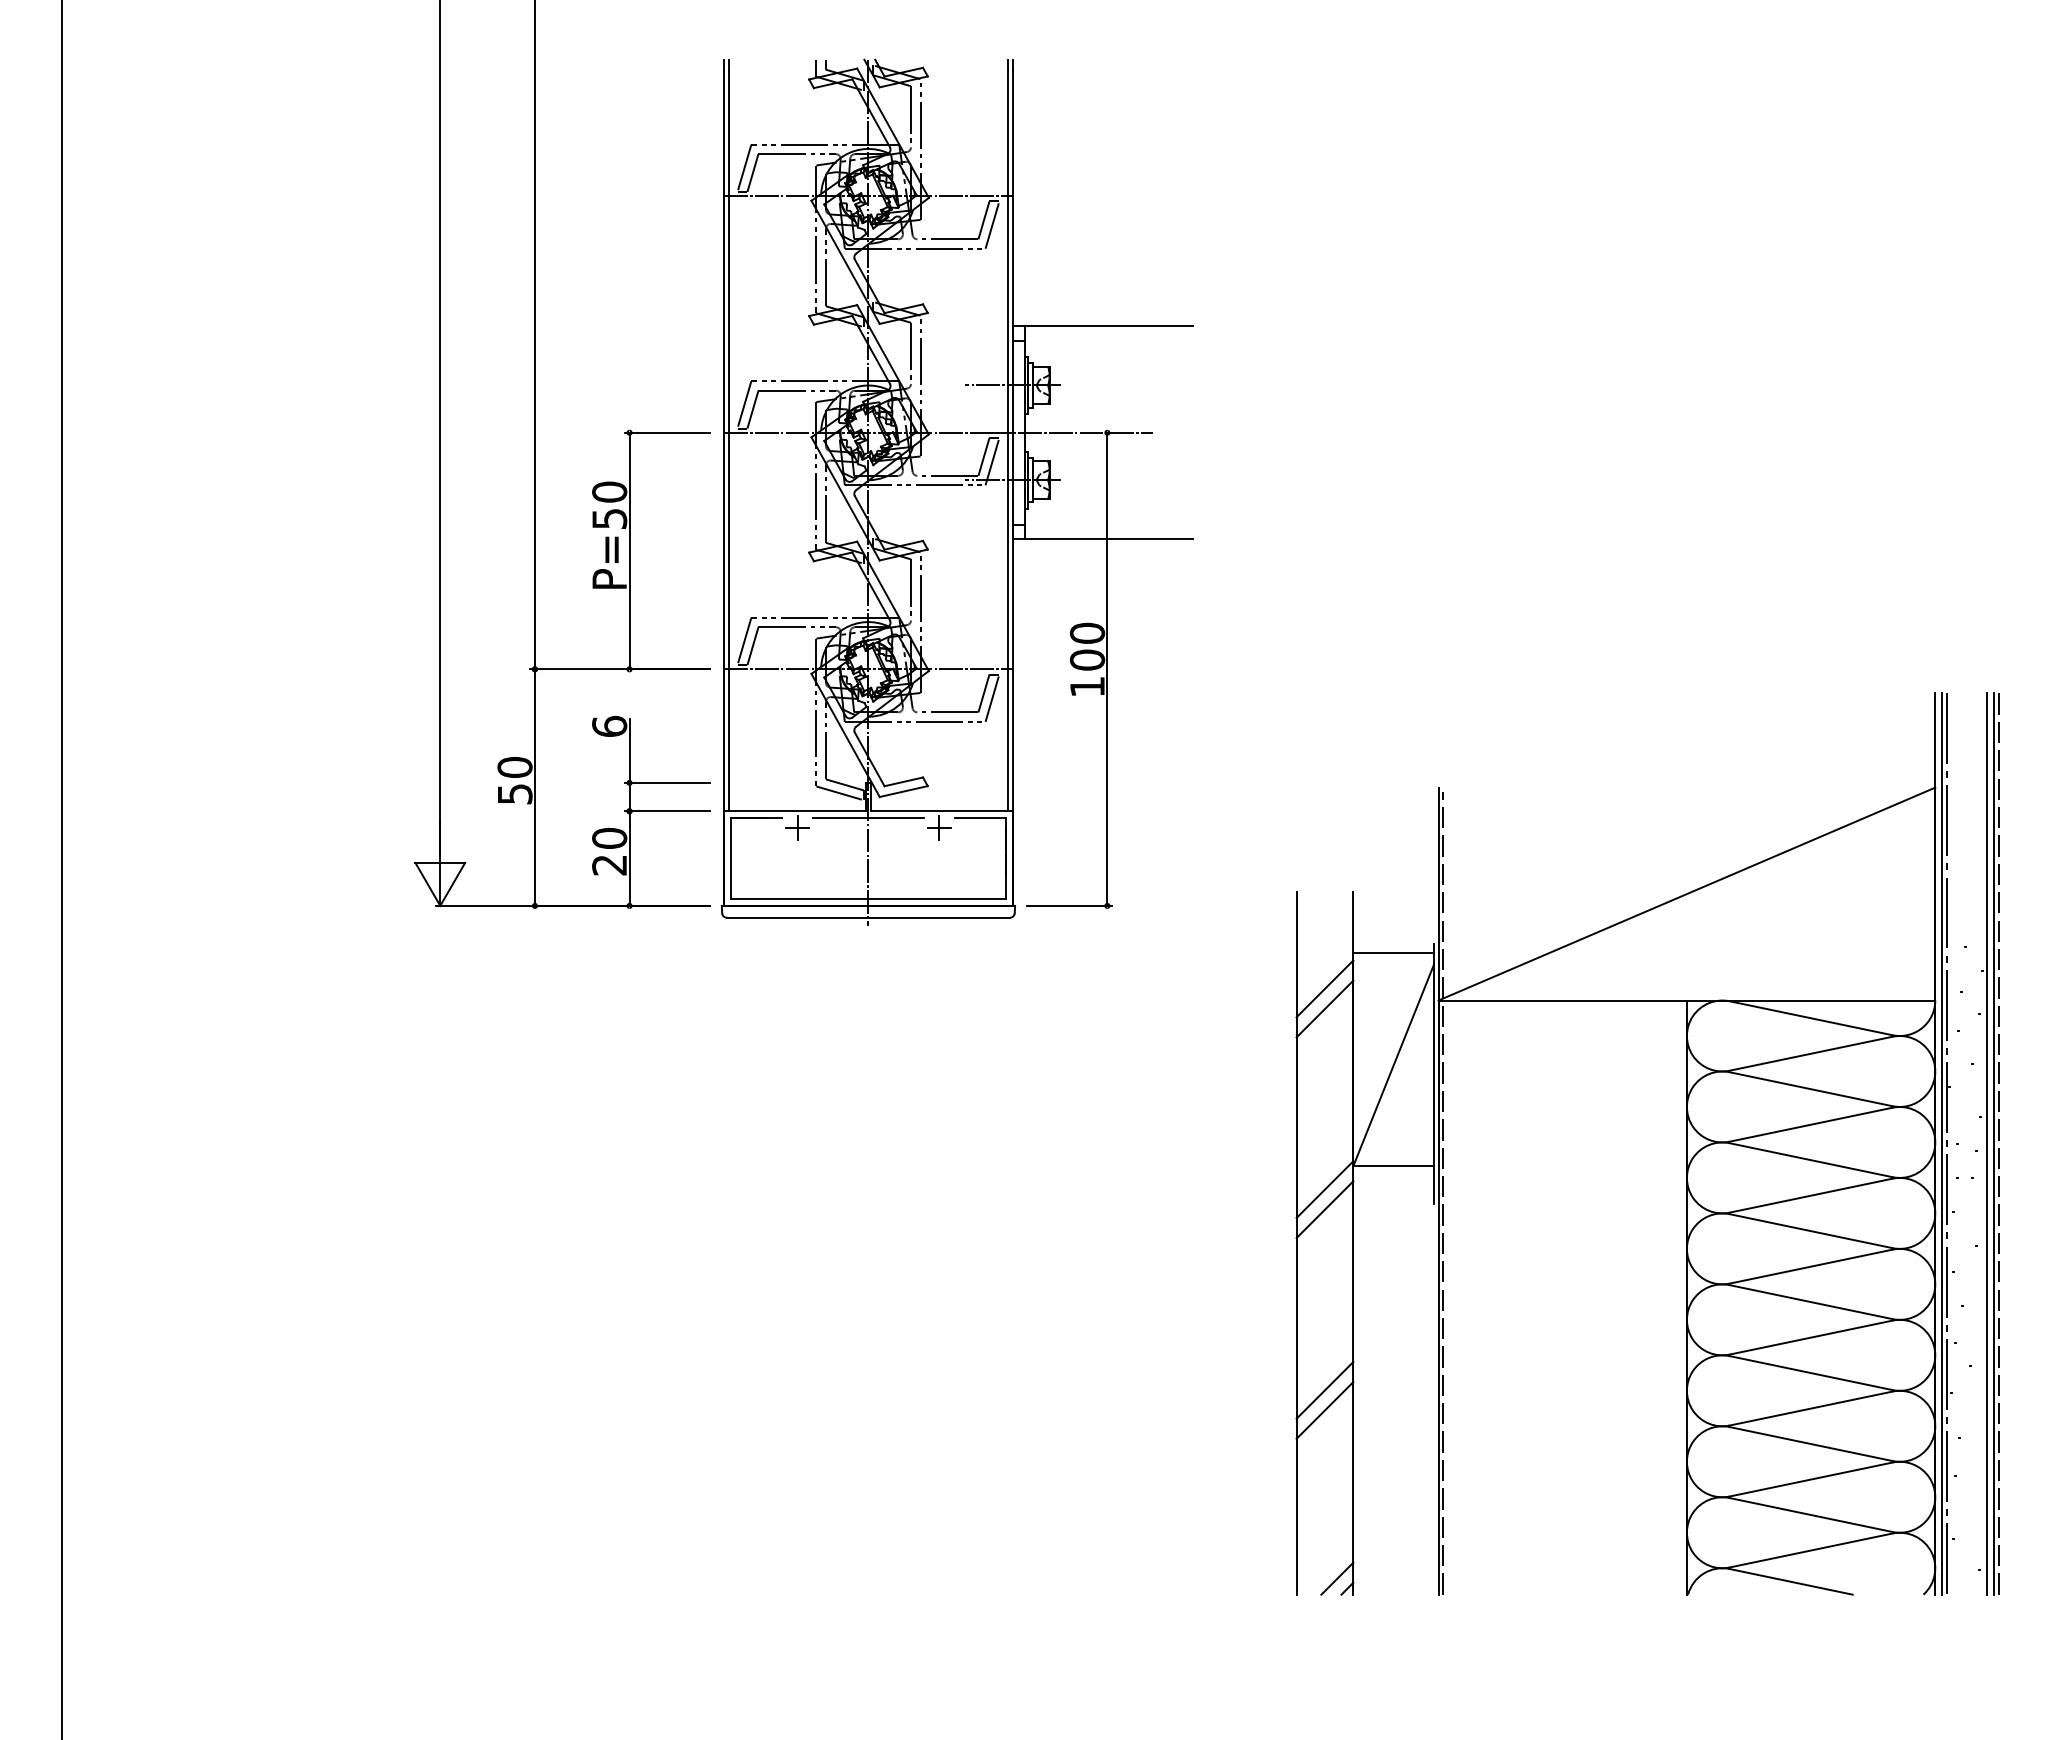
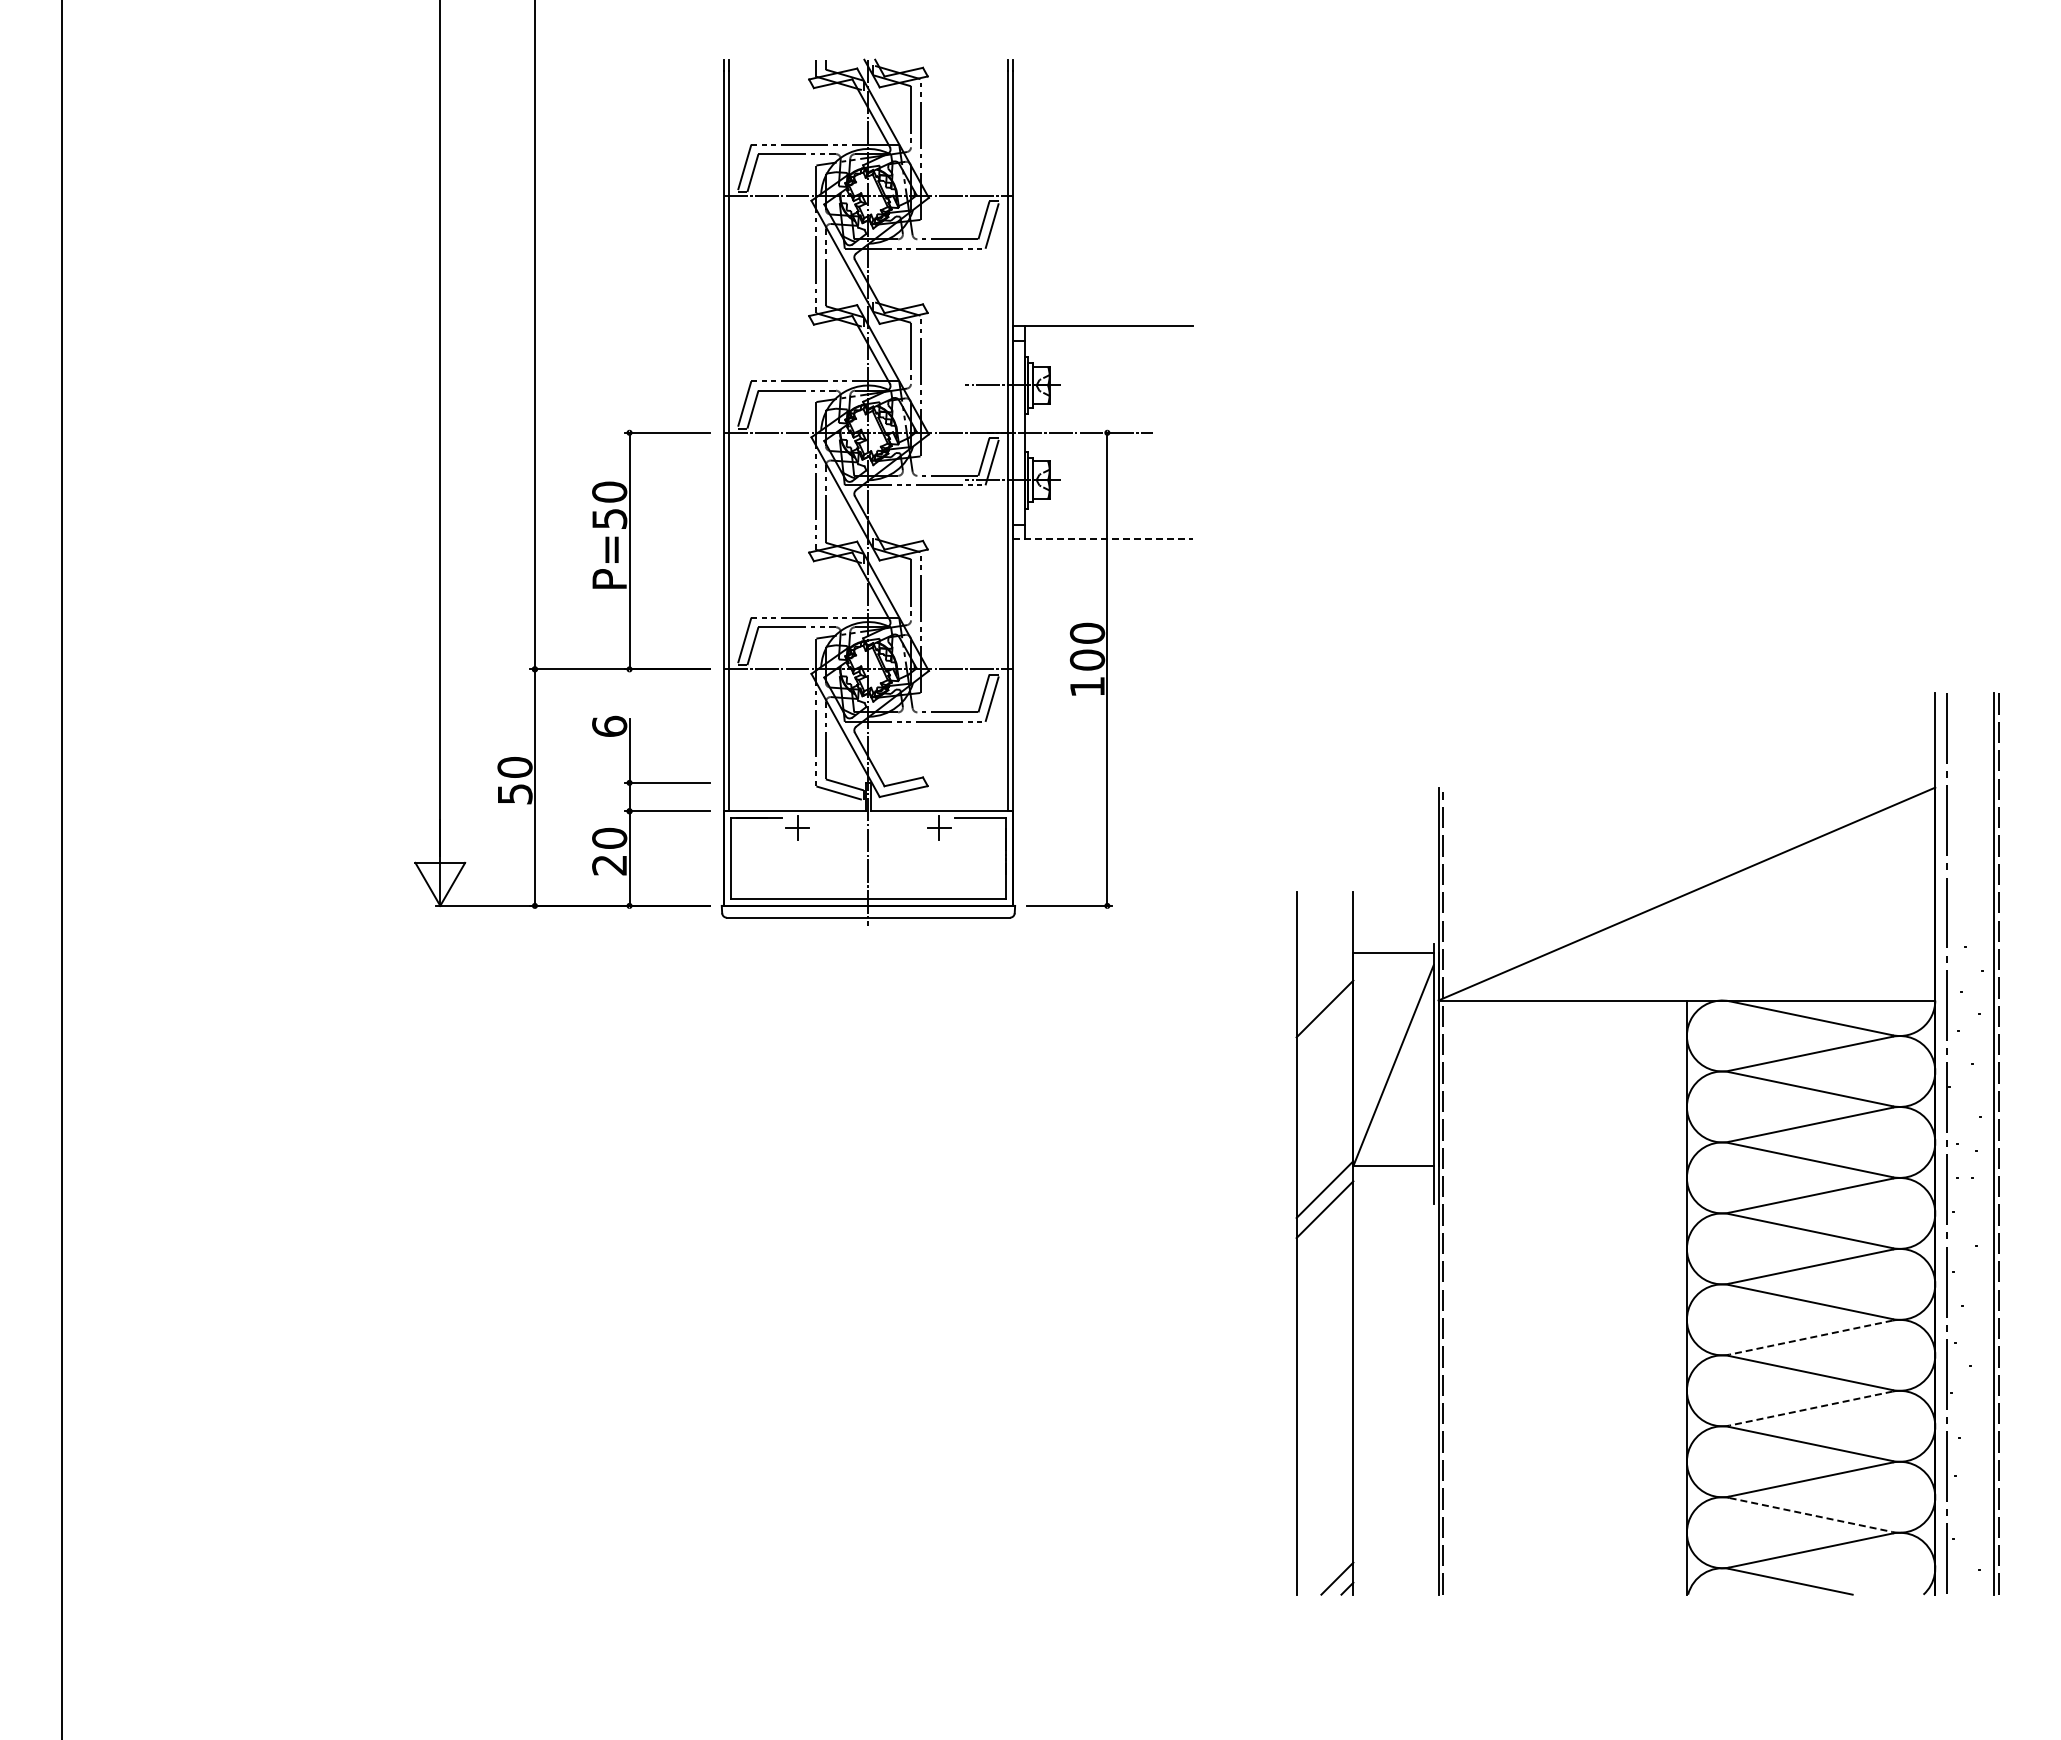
line: solid -> dashed (1102, 539)
line: present -> none (868, 817)
line: present -> none (1324, 988)
line: present -> none (1942, 1143)
line: present -> none (1987, 1143)
line: solid -> dashed (1810, 1337)
line: present -> none (1324, 1389)
line: solid -> dashed (1810, 1408)
line: present -> none (1324, 1410)
line: solid -> dashed (1811, 1515)
